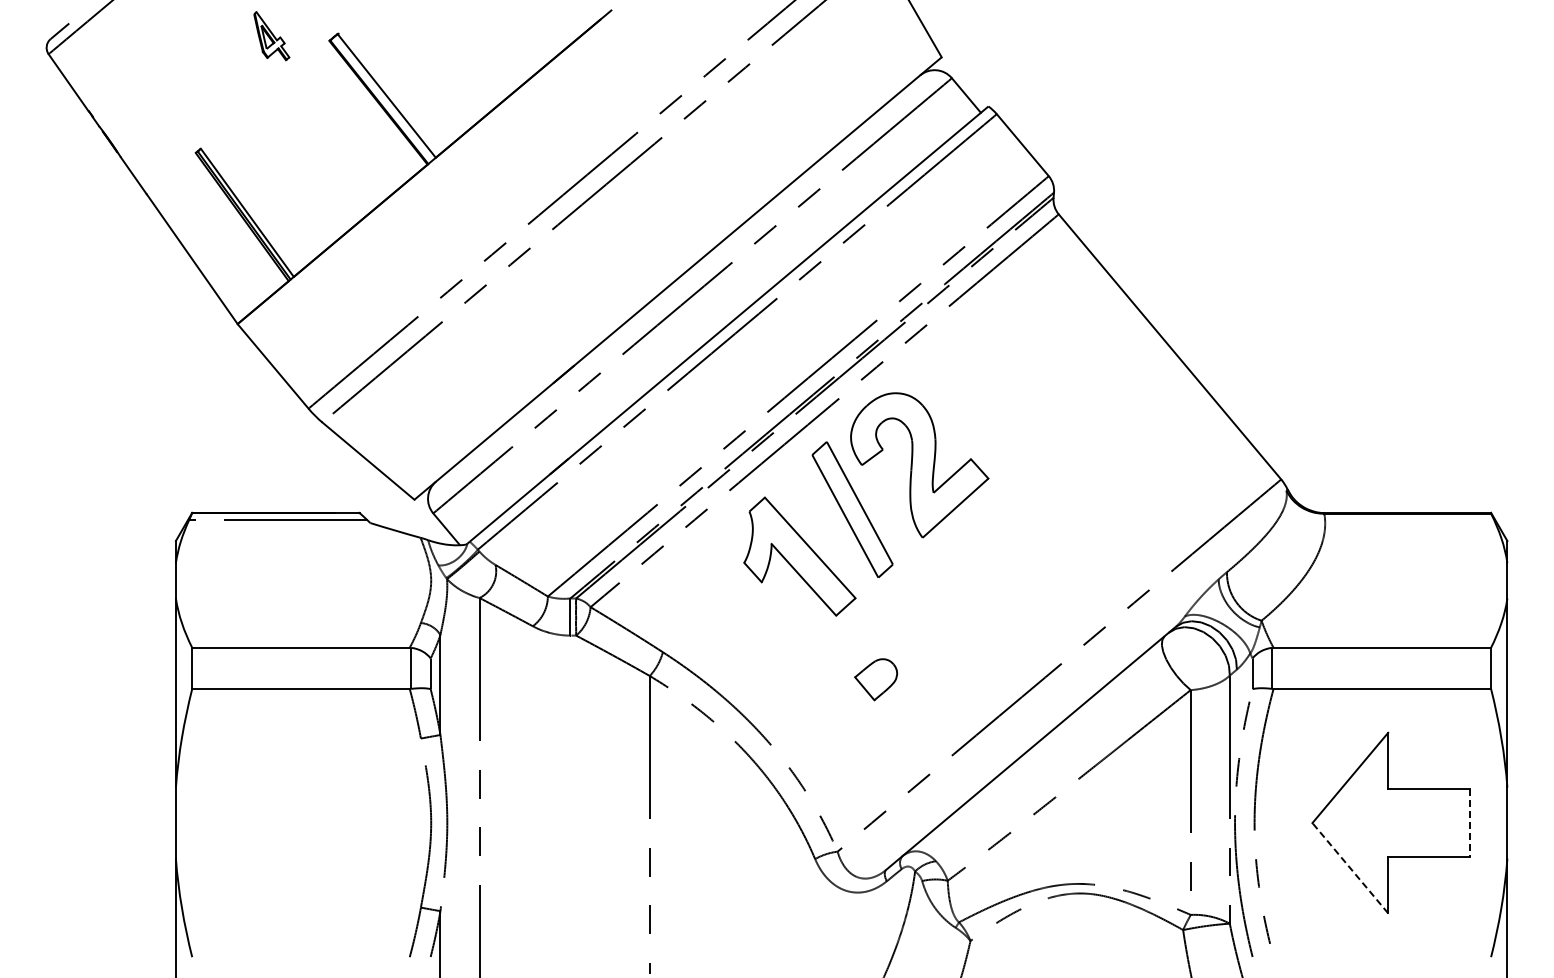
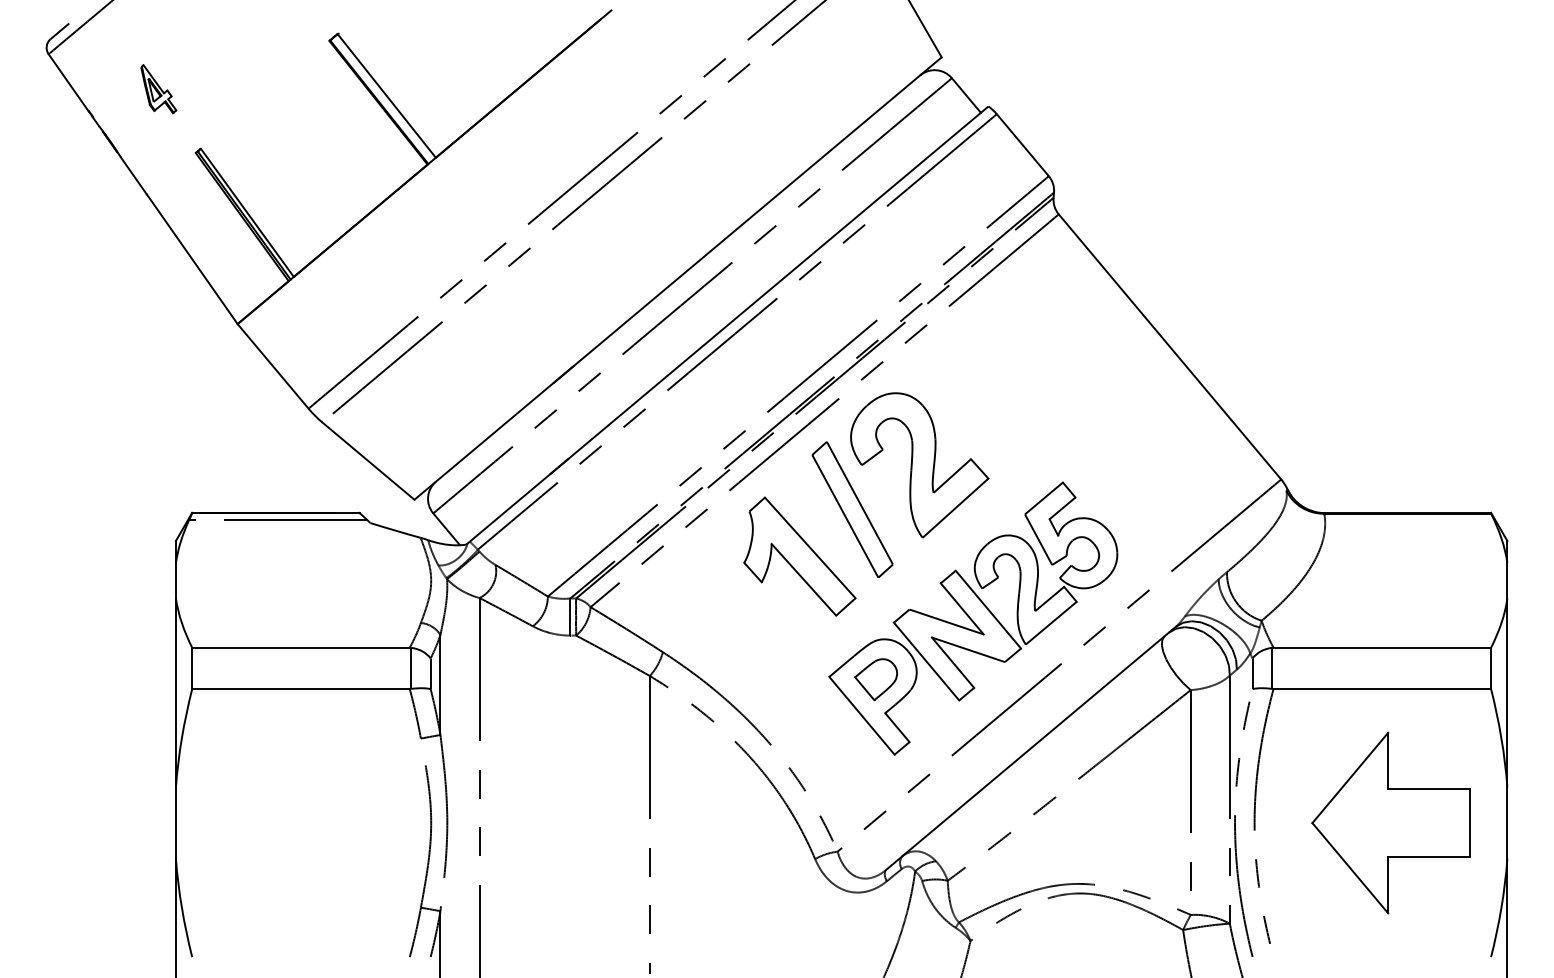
part position: (271, 36) -> (158, 89) (158, 89)
part: none -> present (973, 618)
line: dashed -> solid (1470, 823)
line: dashed -> solid (1350, 868)
